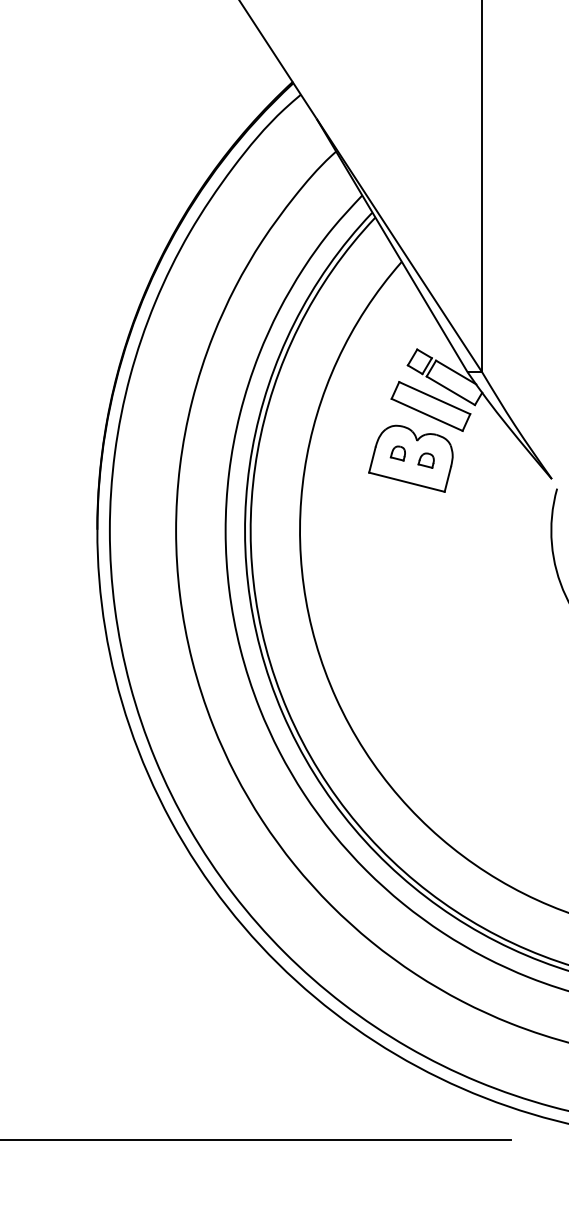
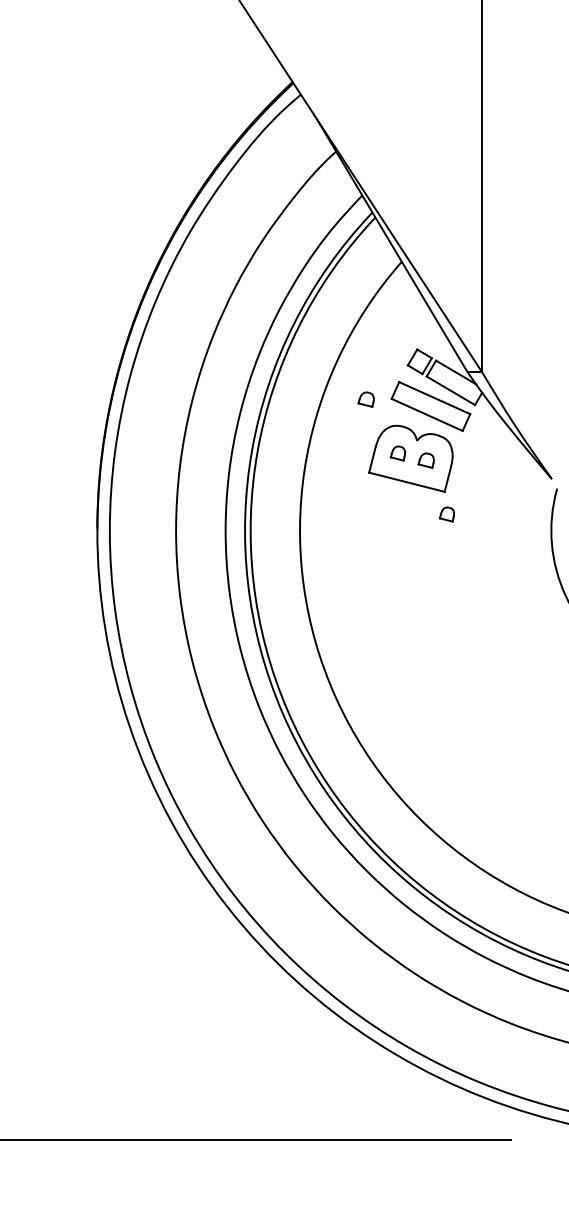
part: none -> present (365, 399)
part: none -> present (446, 514)
